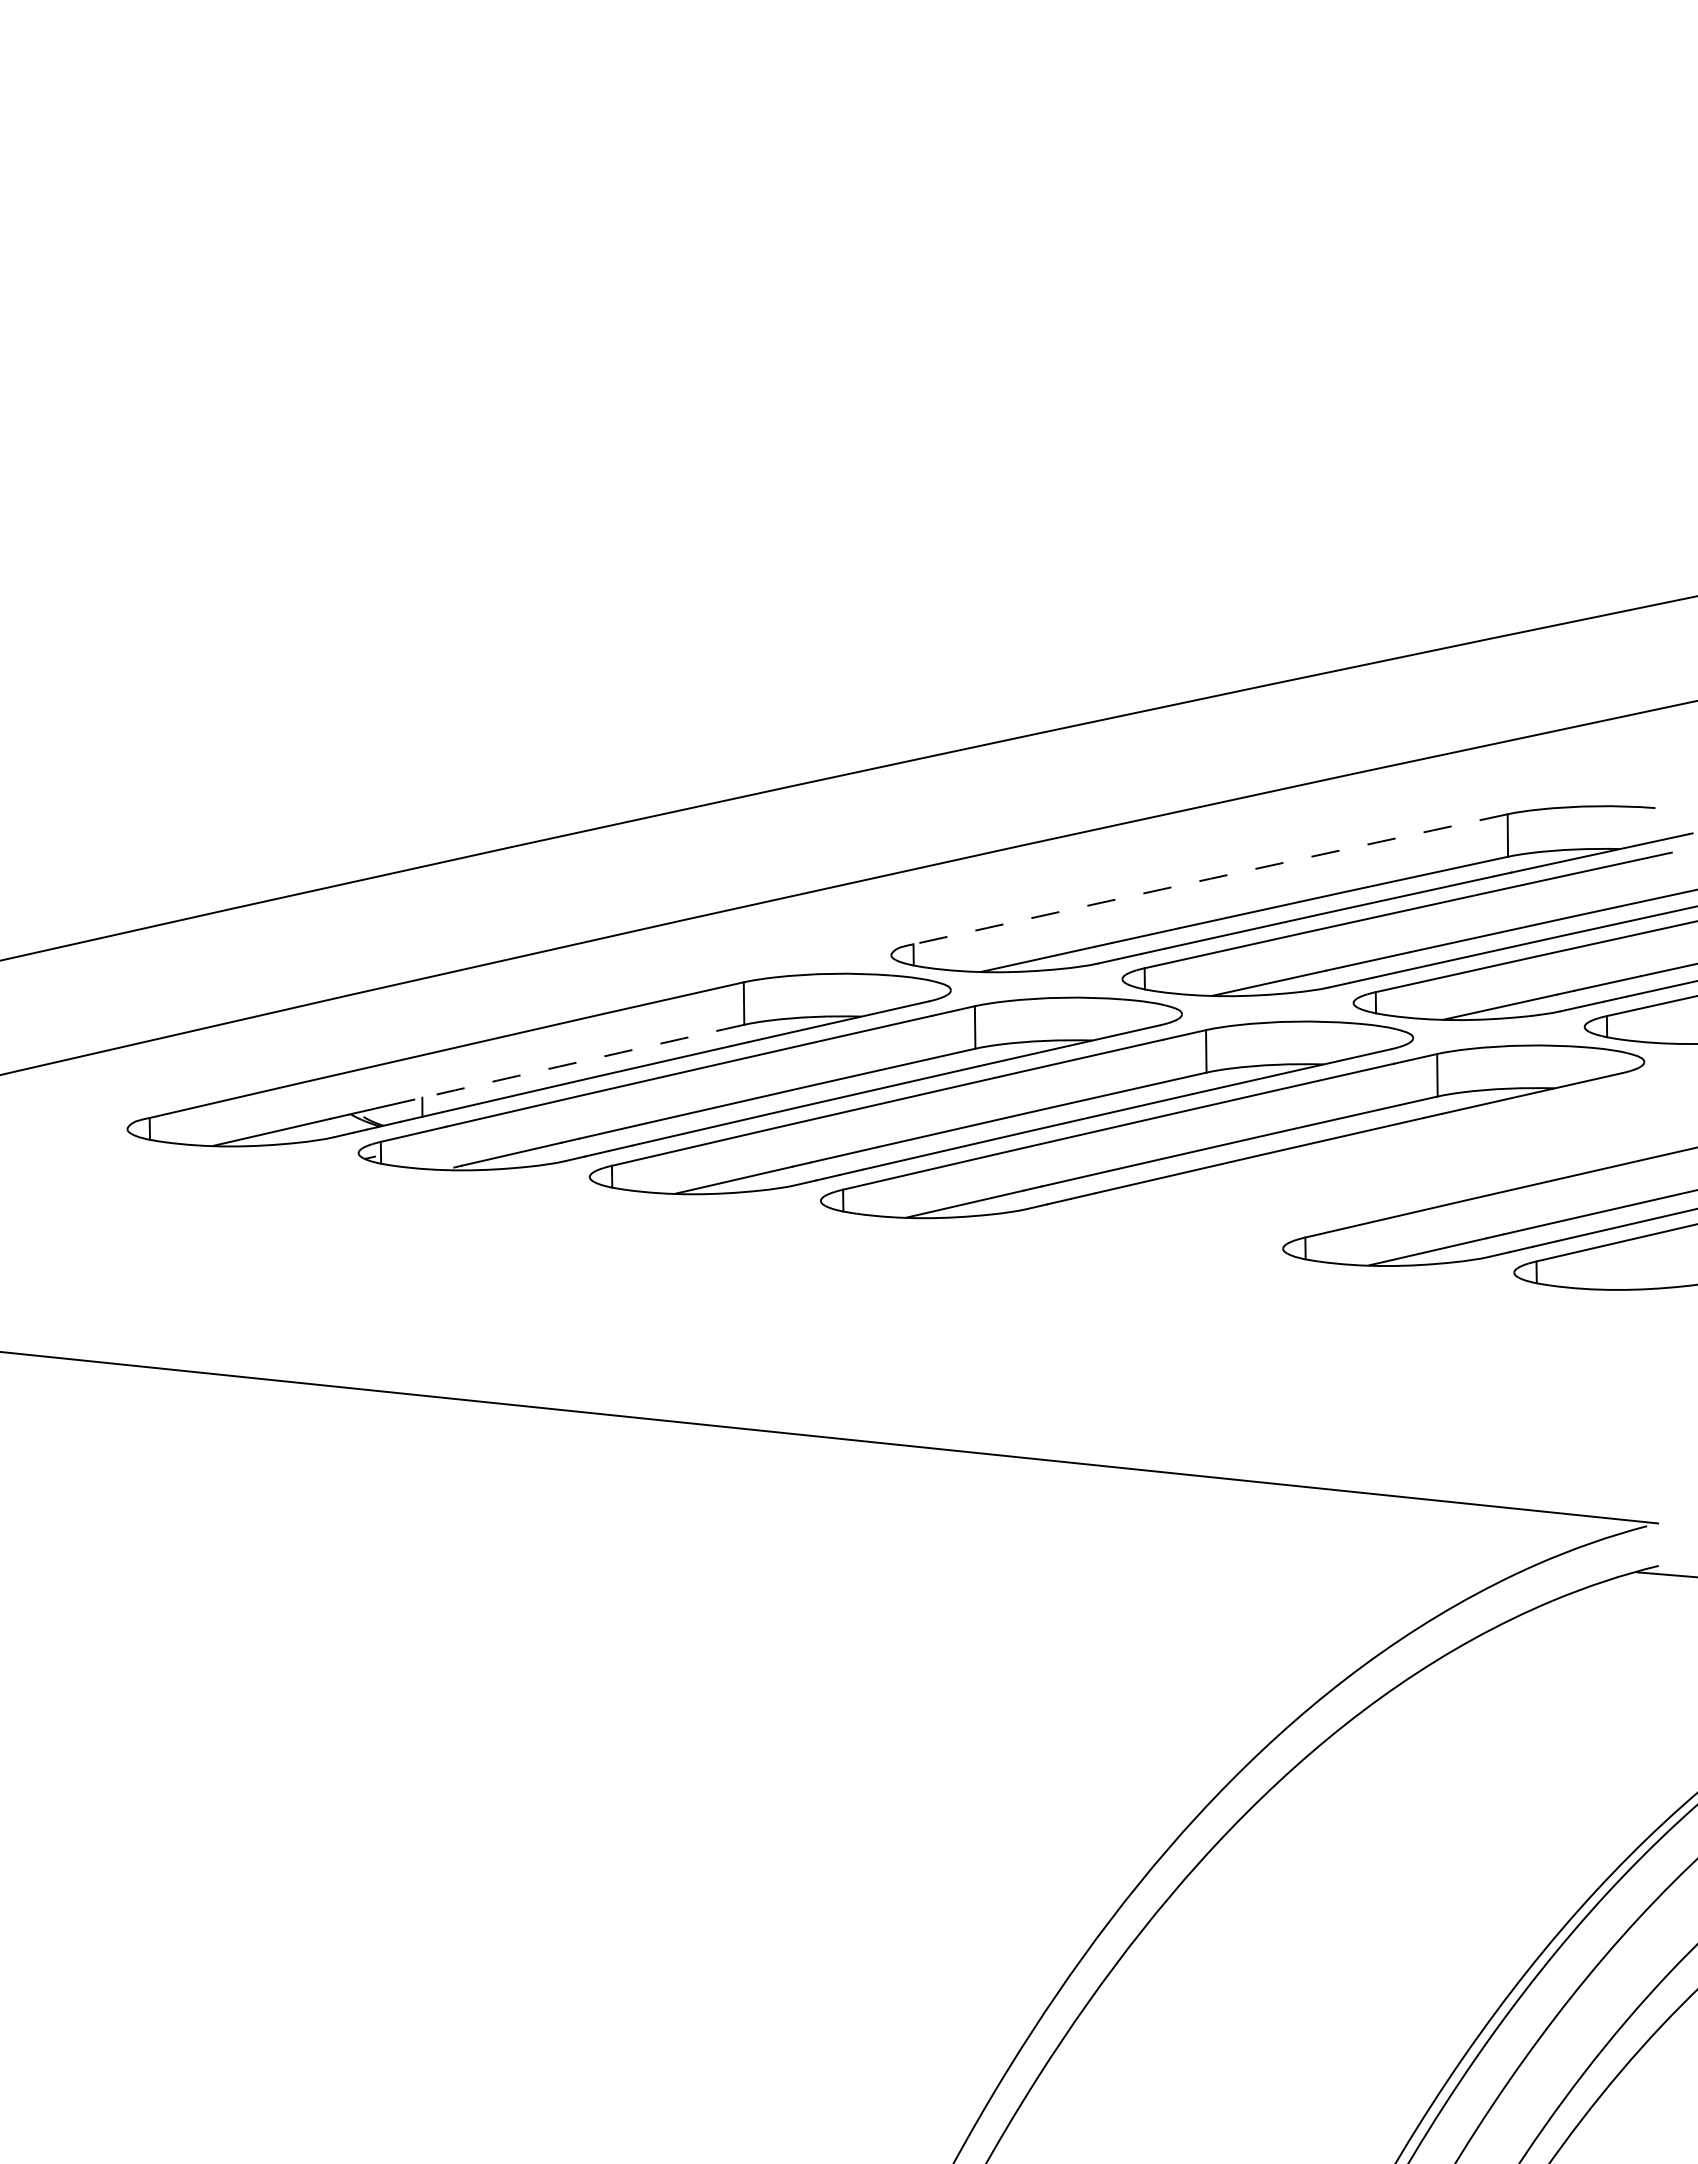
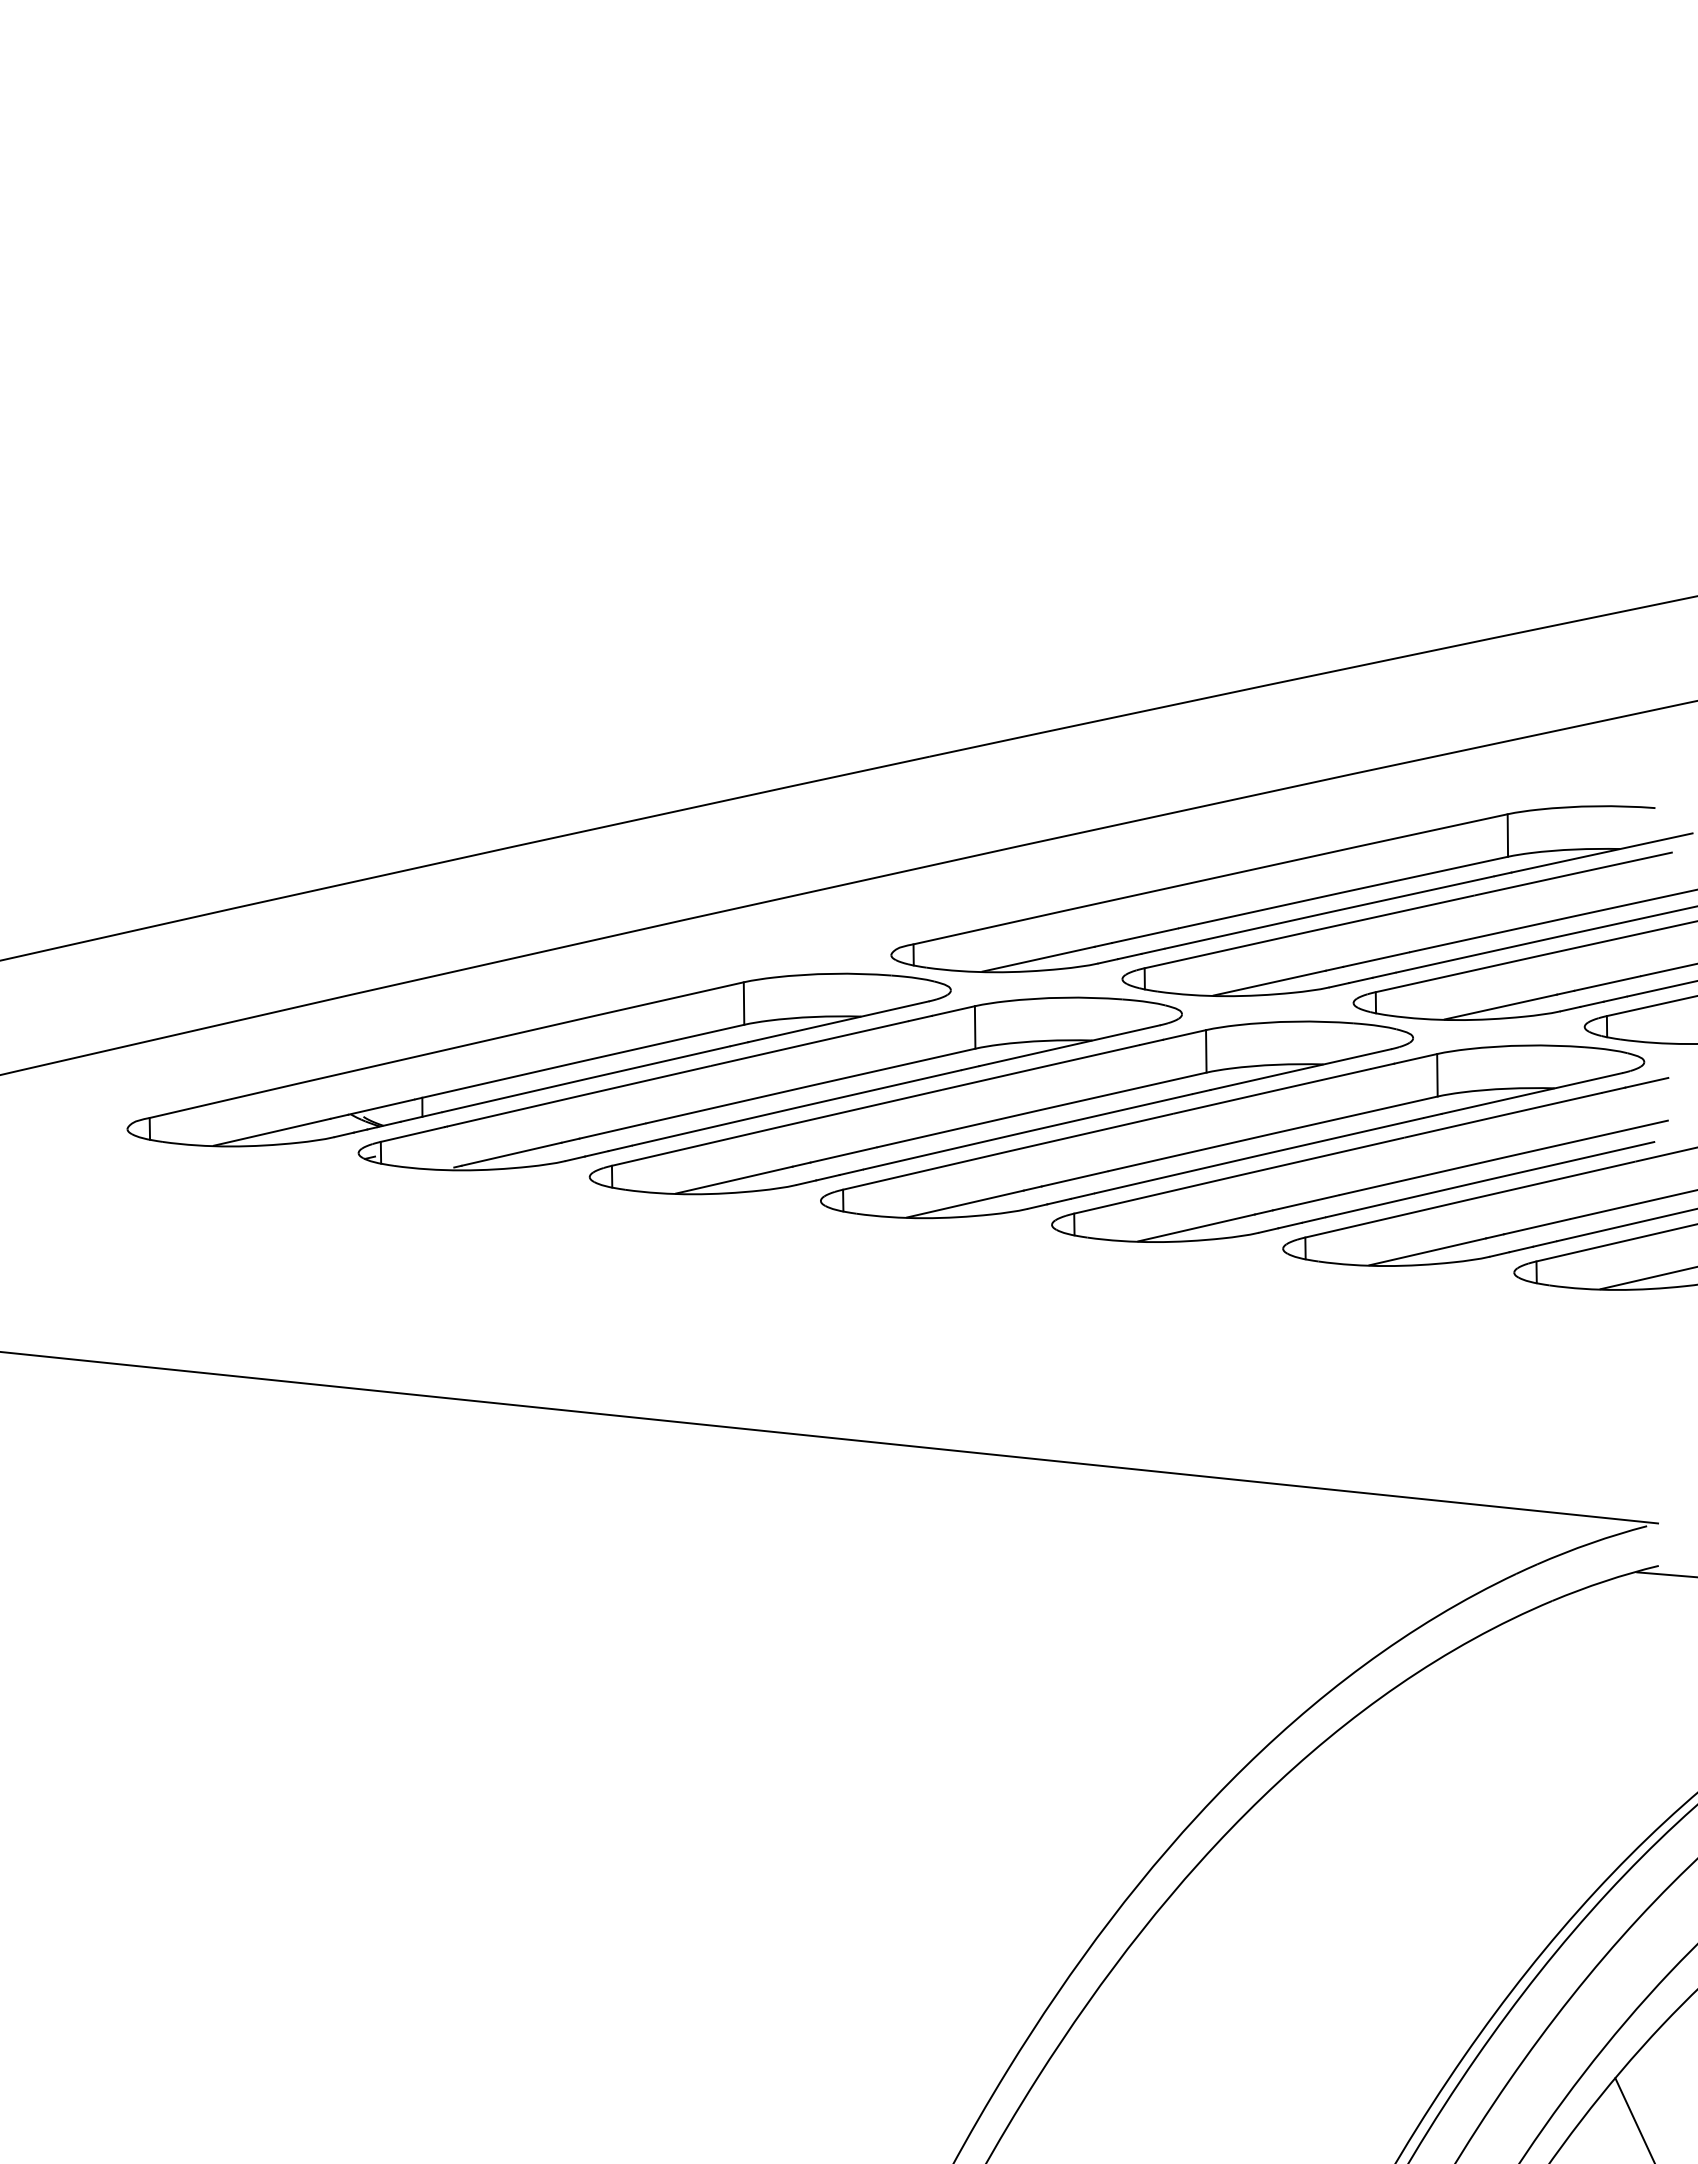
arc: dashed -> solid (1210, 878)
arc: dashed -> solid (579, 1062)
part: none -> present (1358, 1149)
line: none -> present (1647, 1278)
line: none -> present (1634, 2119)
